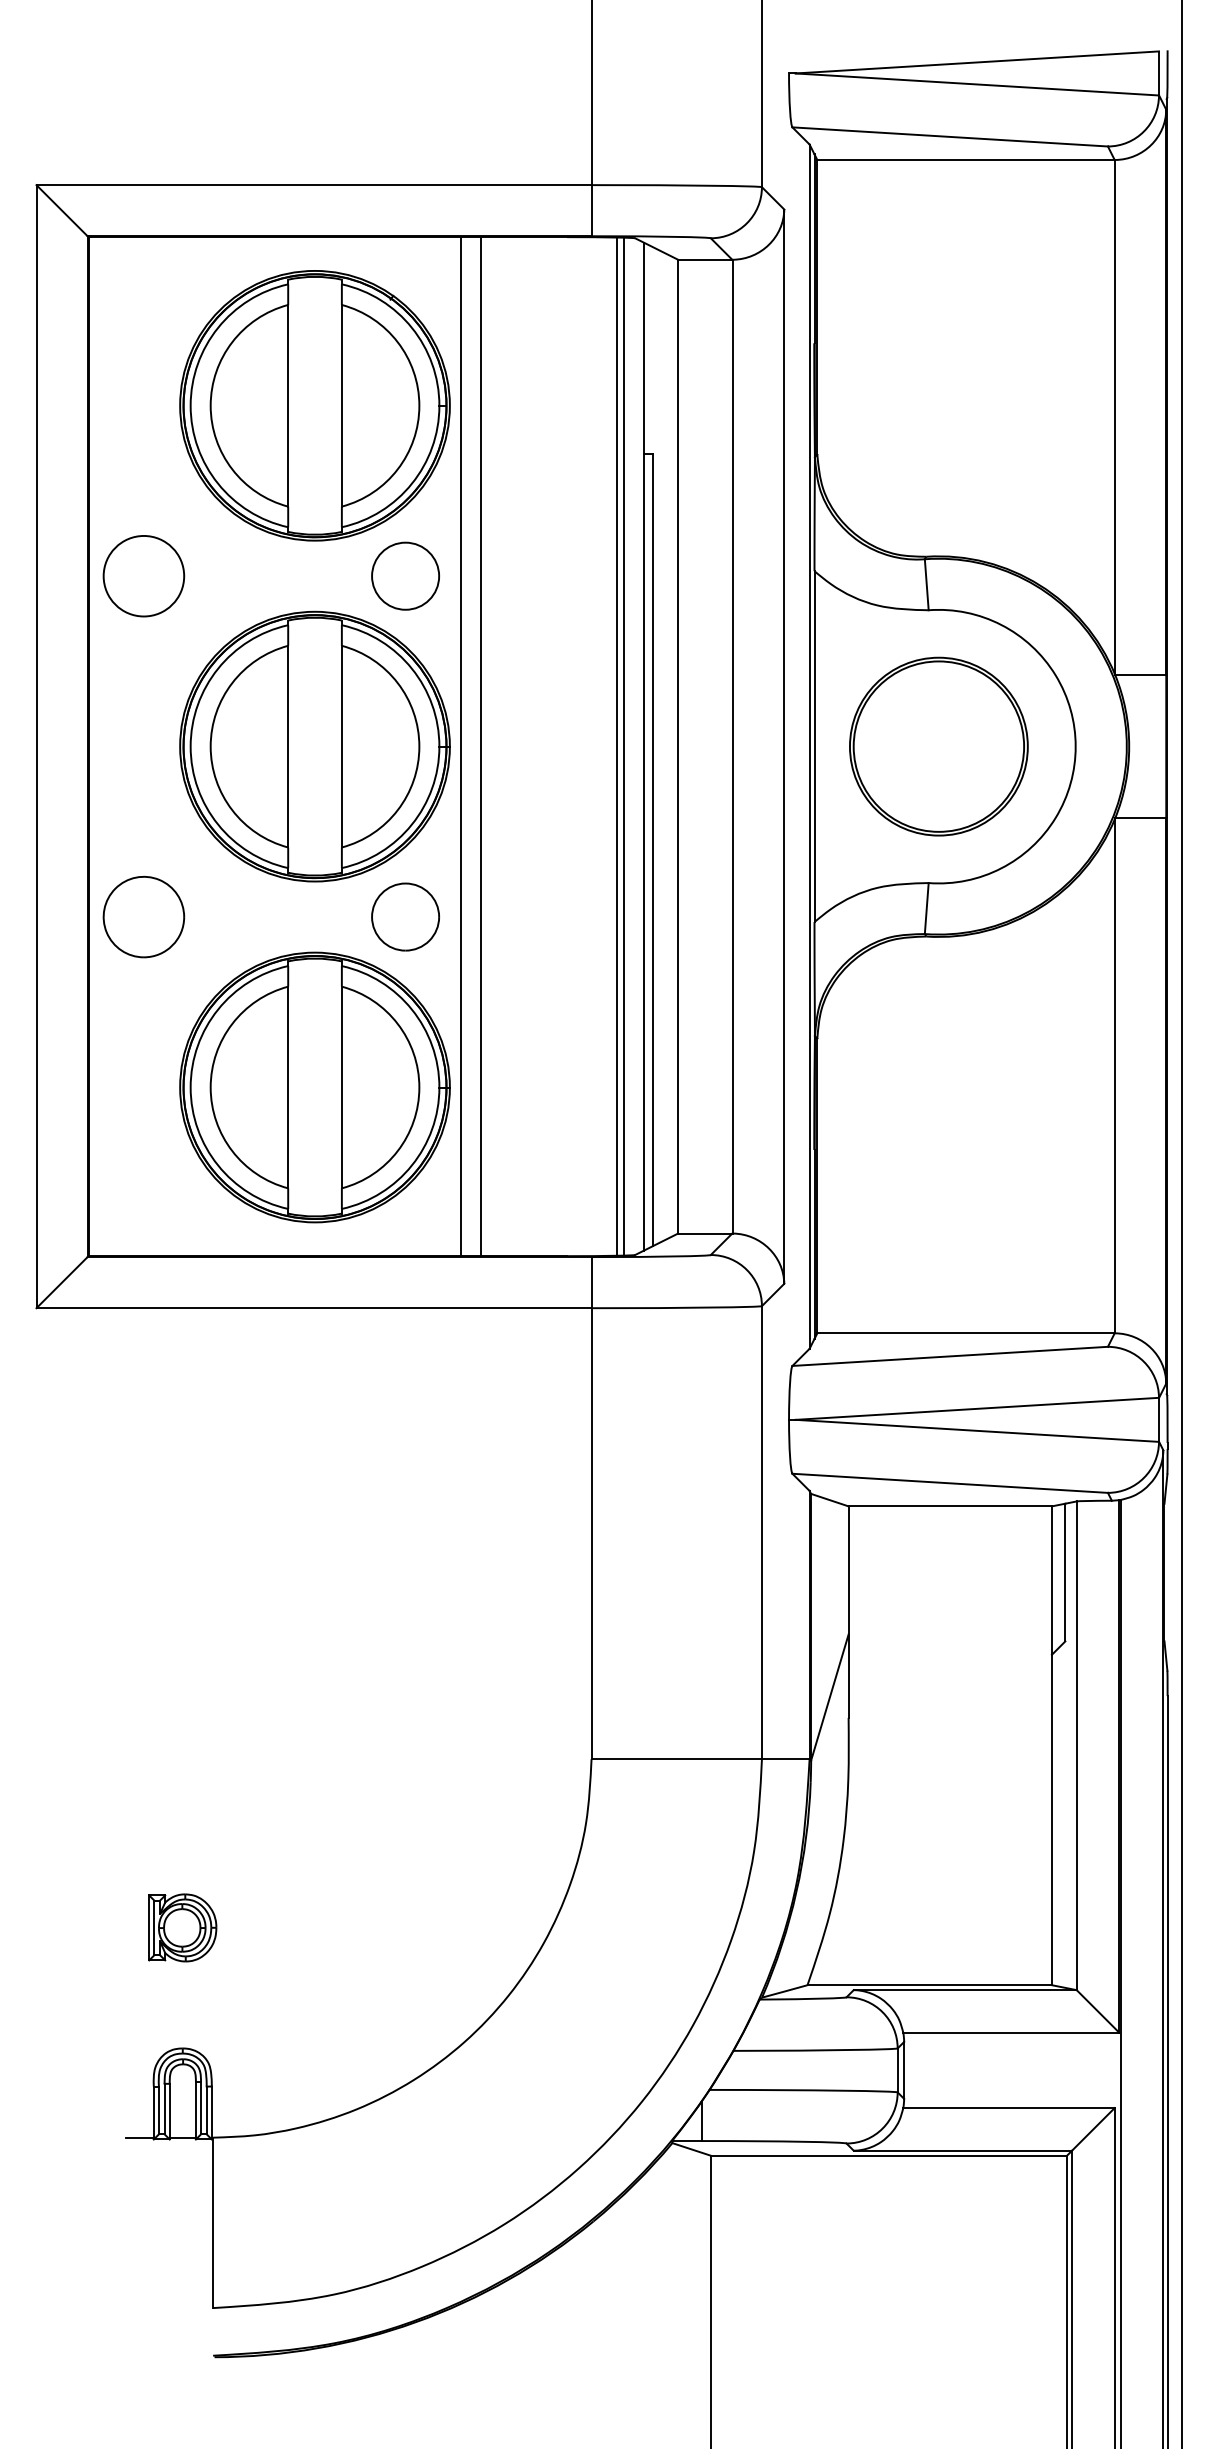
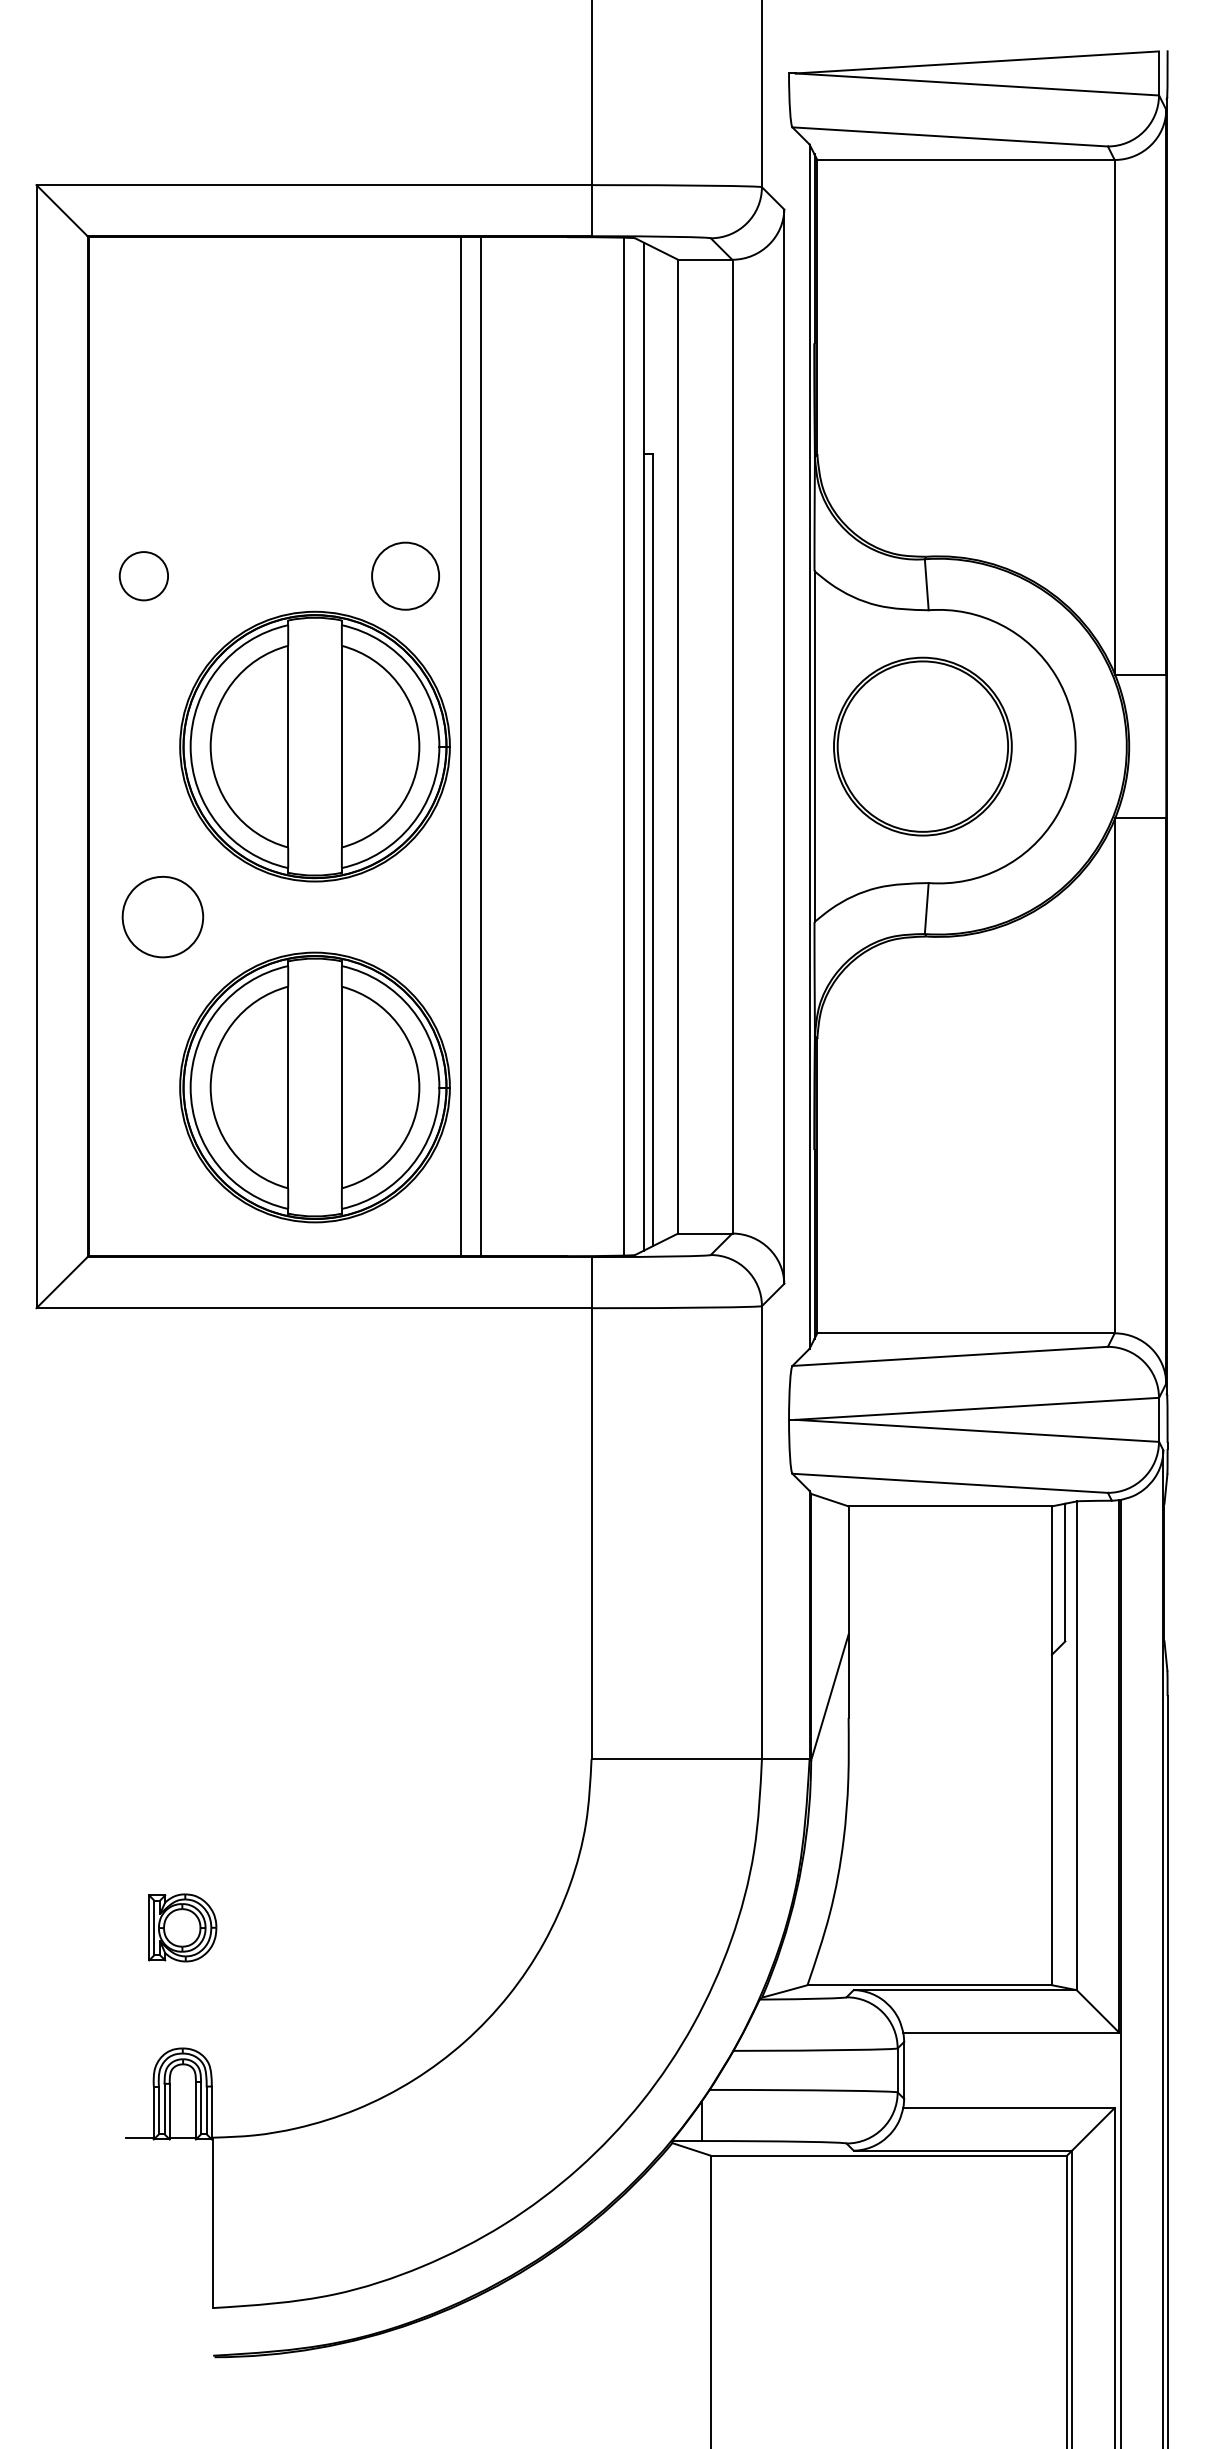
part: present -> none (314, 405)
circle diameter: 81 px -> 48 px (143, 576)
line: present -> none (616, 746)
part position: (938, 746) -> (922, 746) (922, 746)
part position: (143, 916) -> (162, 916) (162, 916)
part: present -> none (405, 916)
line: present -> none (1182, 1223)
